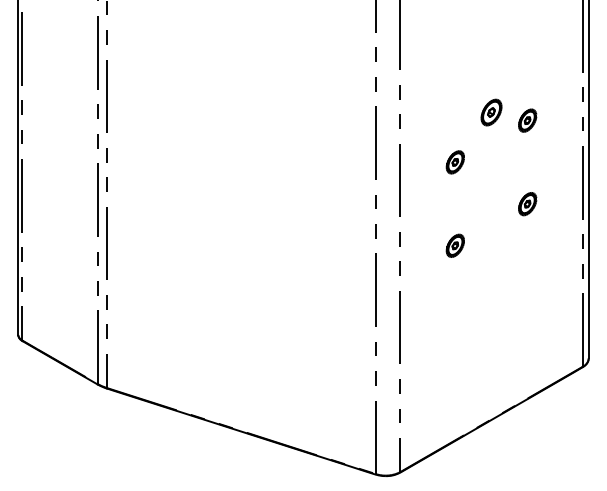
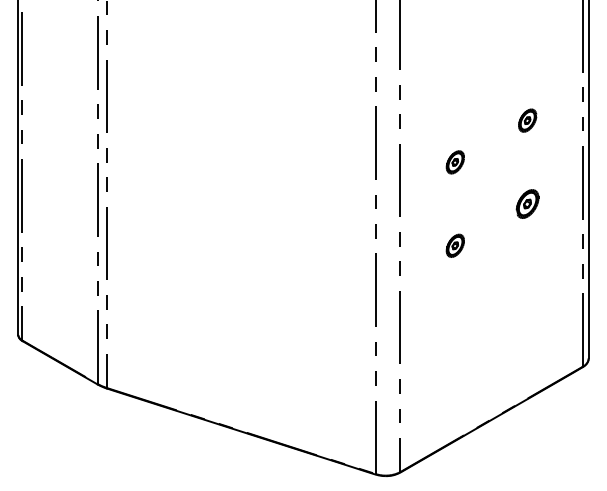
part: present -> none (491, 112)
part size: 20x25 px -> 25x30 px (527, 203)
